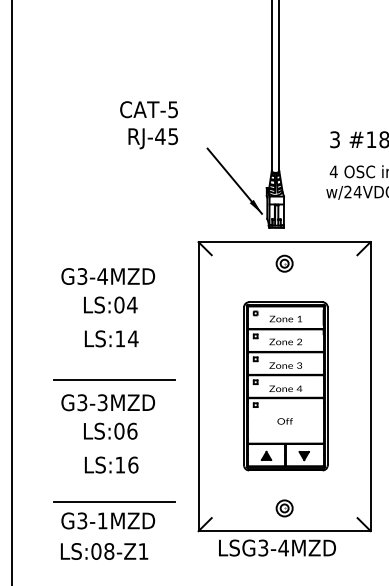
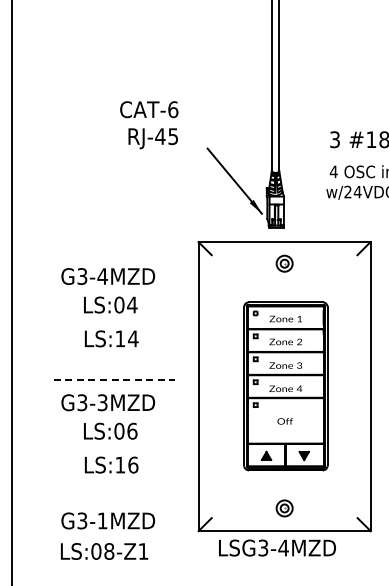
text: CAT-5 -> CAT-6 (173, 109)
line: solid -> dashed (114, 380)
line: present -> none (113, 501)
